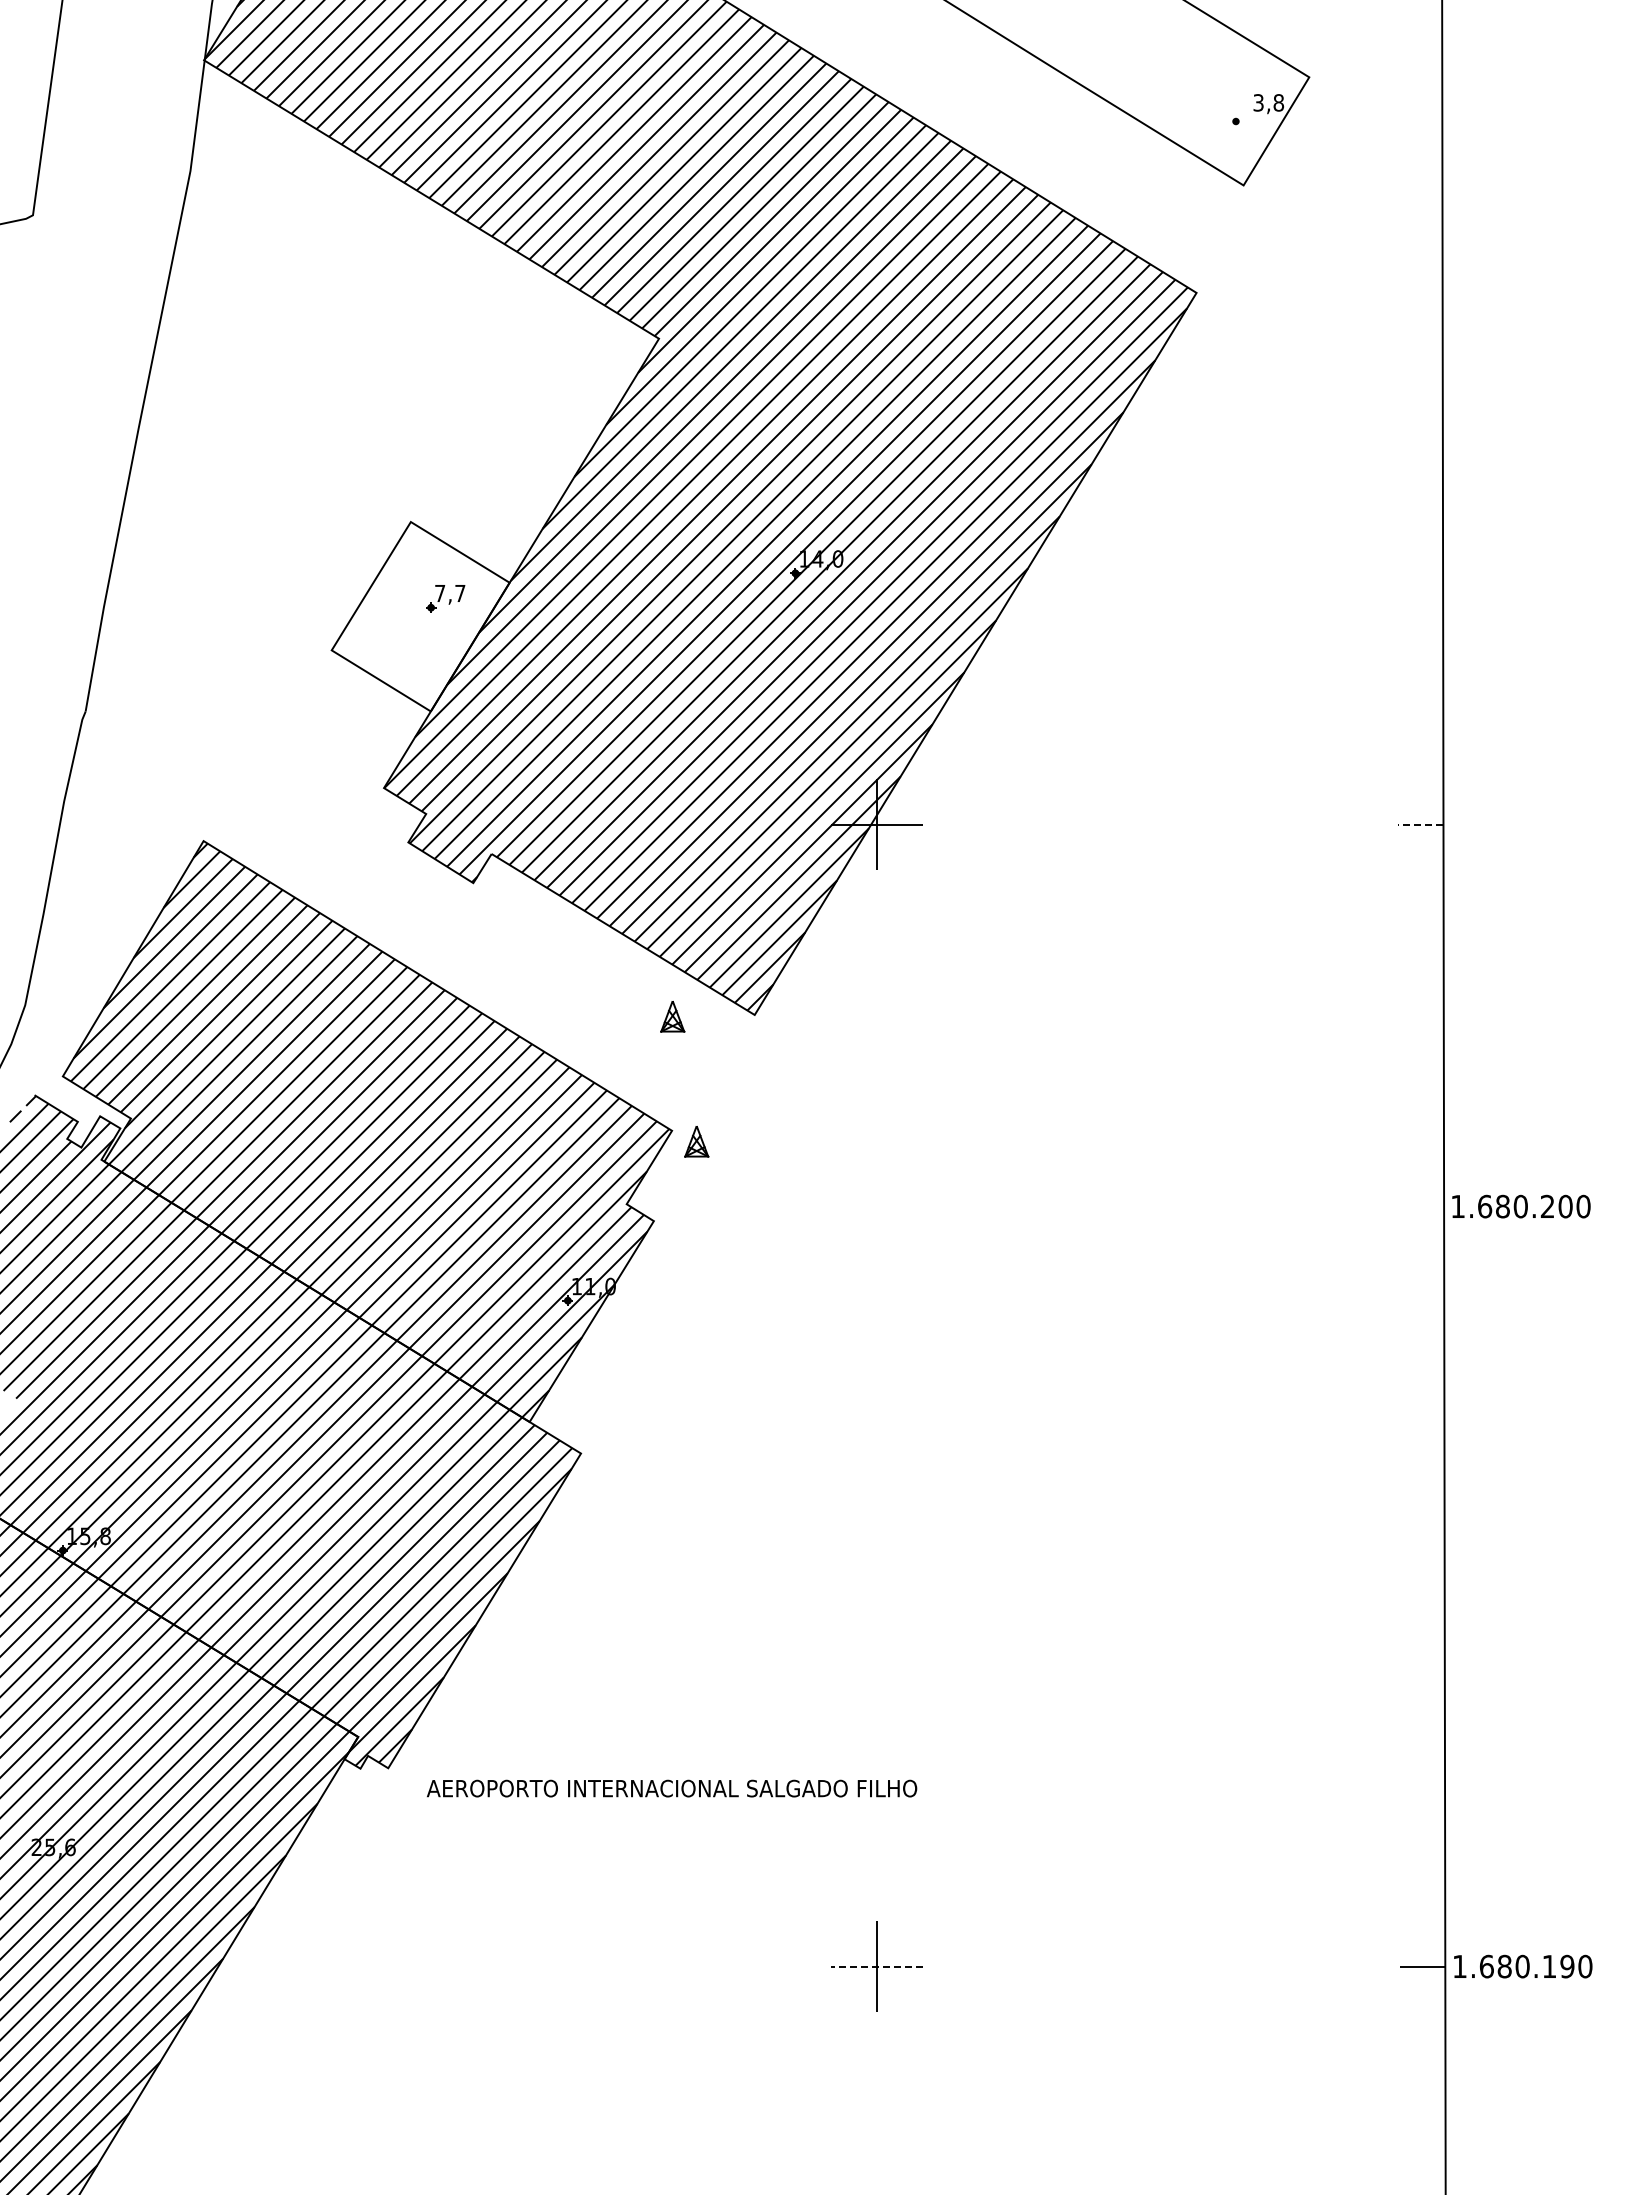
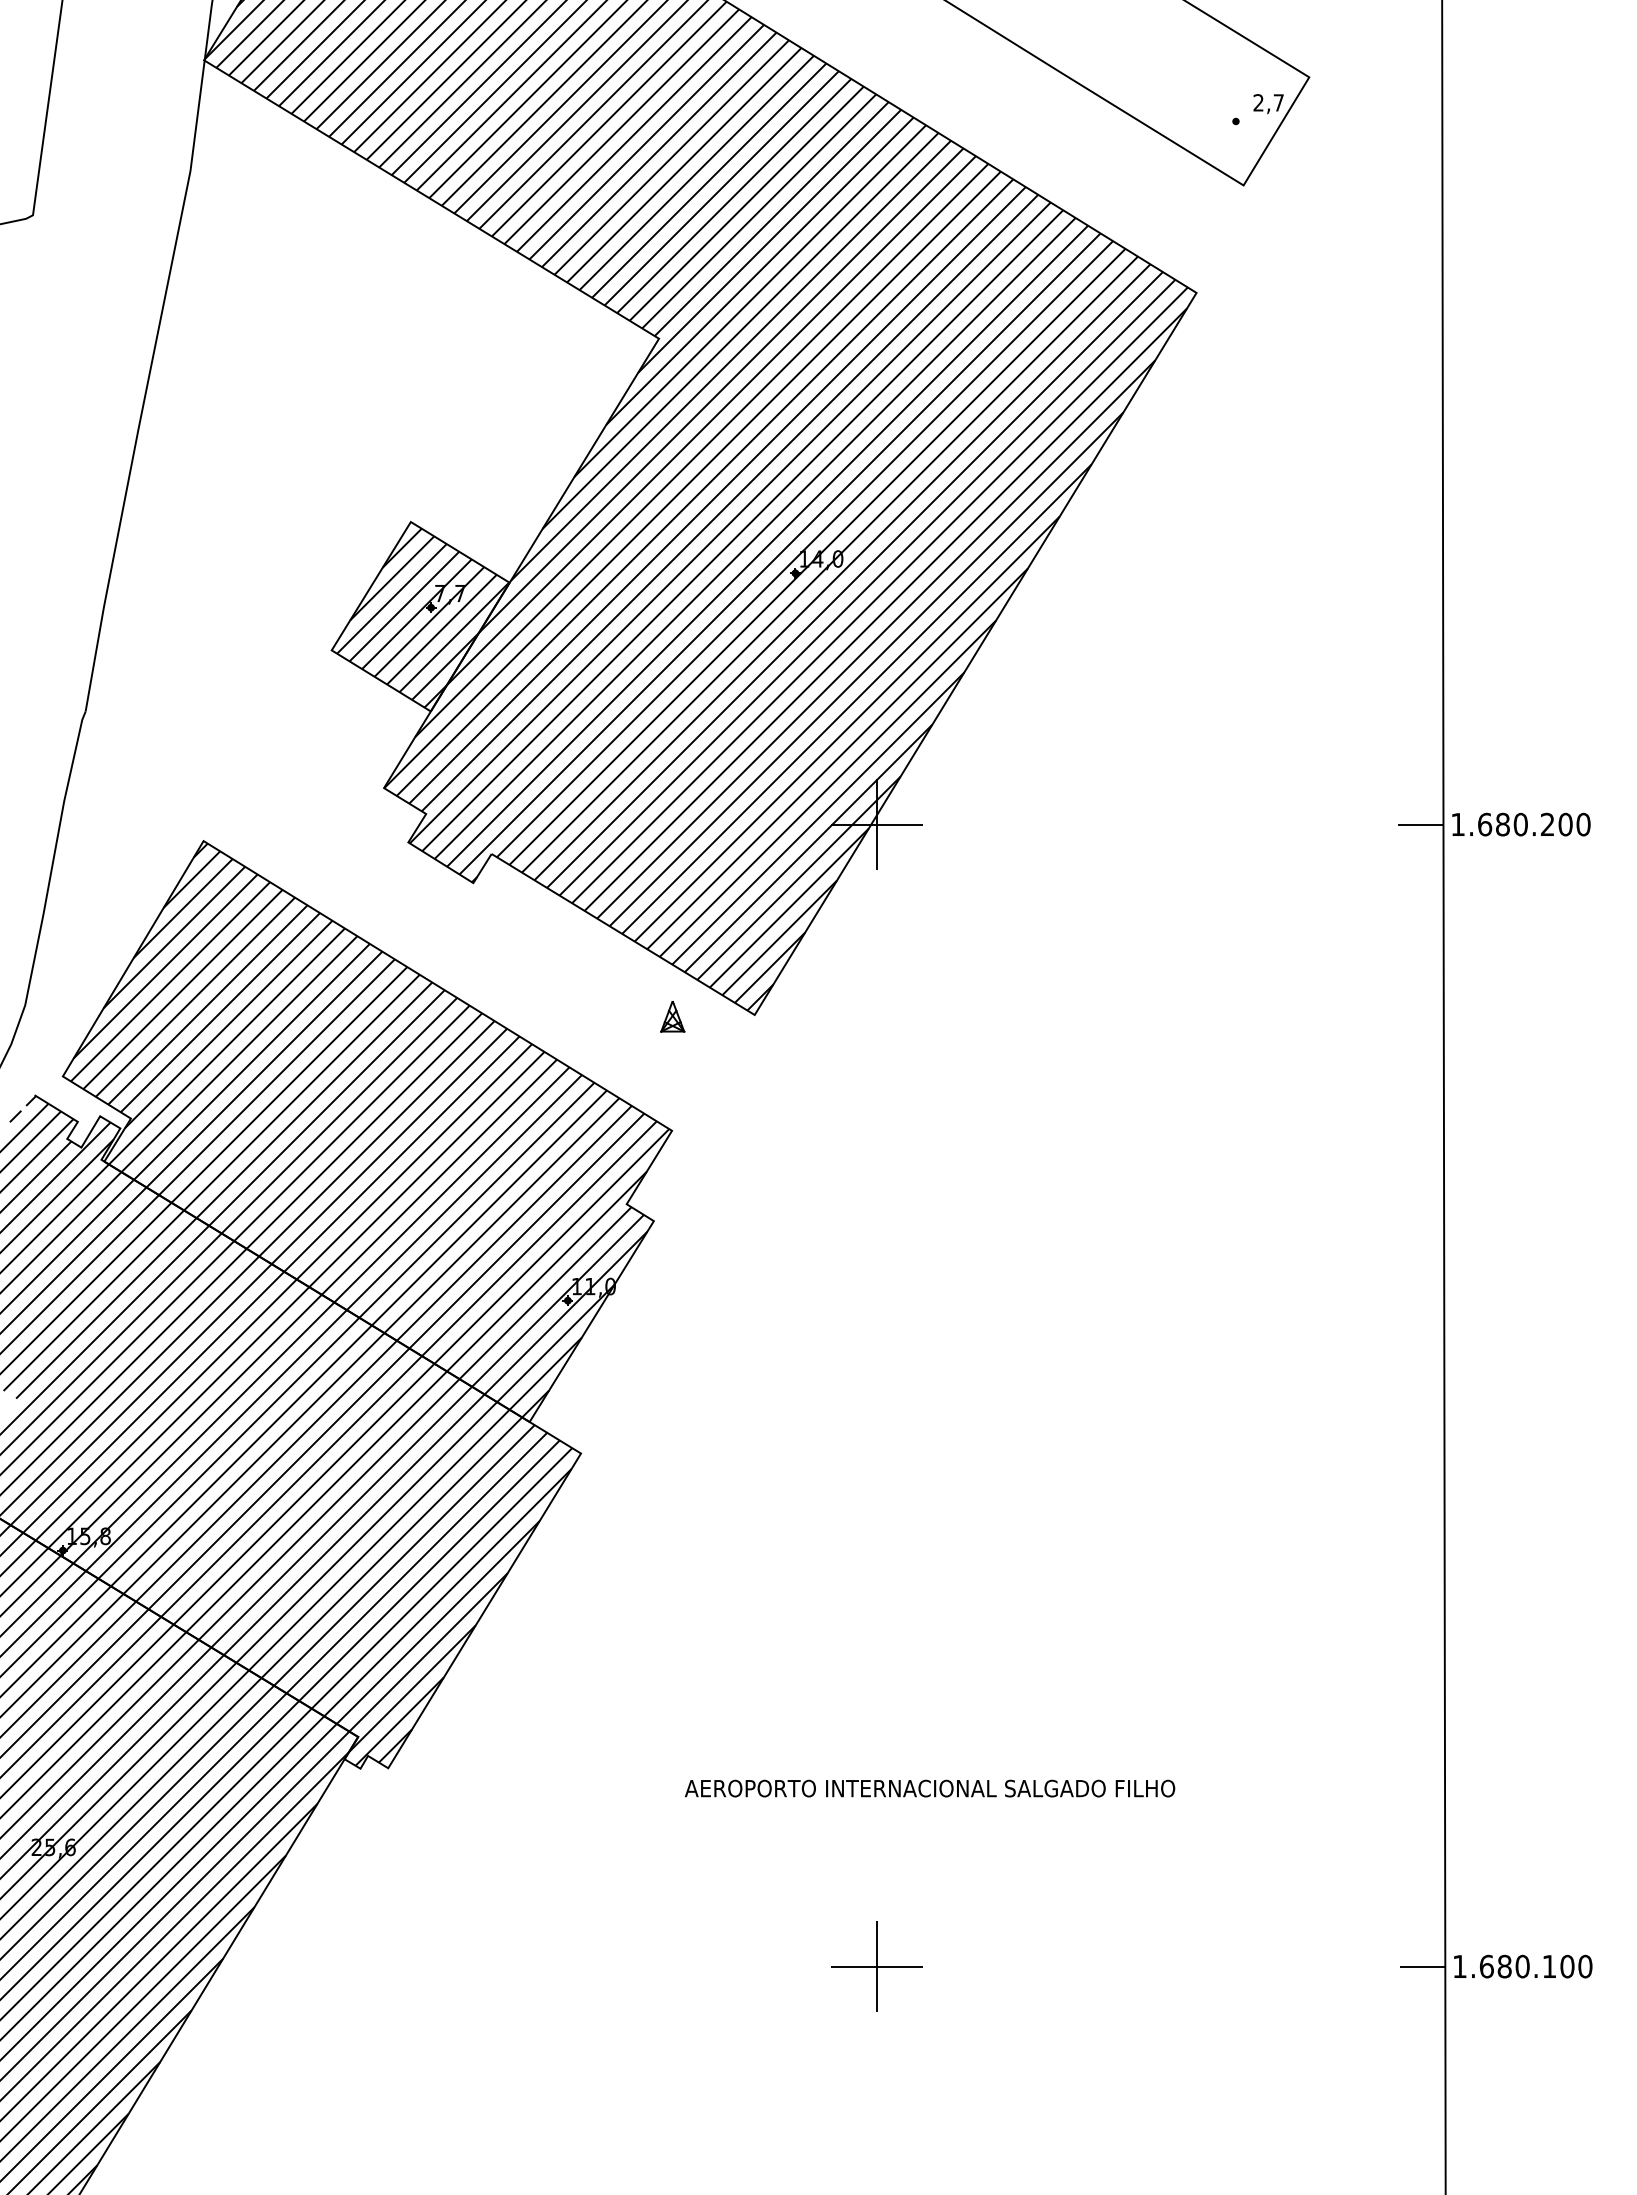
text: 3,8 -> 2,7 (1268, 102)
hatch: none -> present (423, 617)
line: dashed -> solid (1420, 824)
part: present -> none (696, 1141)
text position: (1521, 1206) -> (1521, 824) (1521, 824)
text position: (672, 1788) -> (930, 1788) (930, 1788)
line: dashed -> solid (876, 1966)
text: 1.680.190 -> 1.680.100 (1567, 1966)
